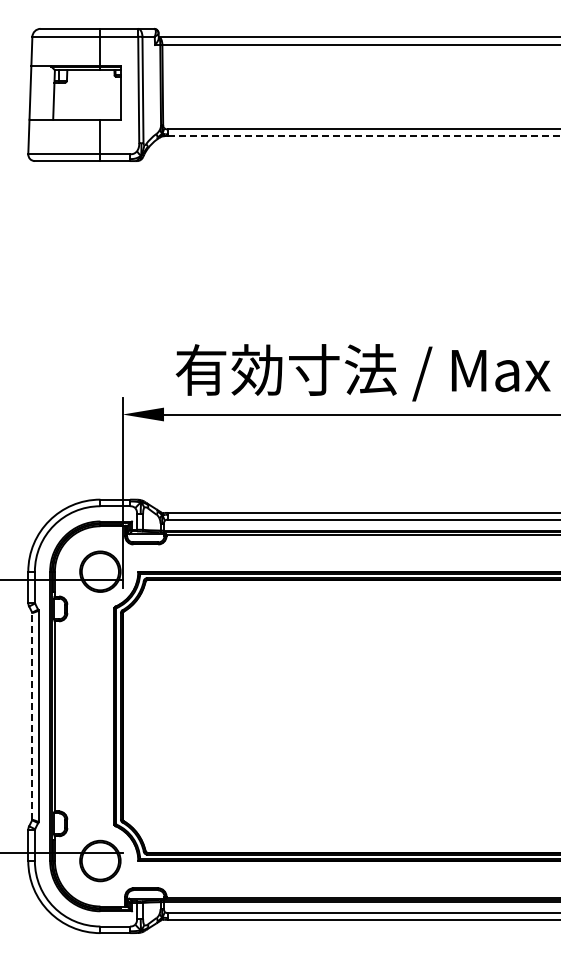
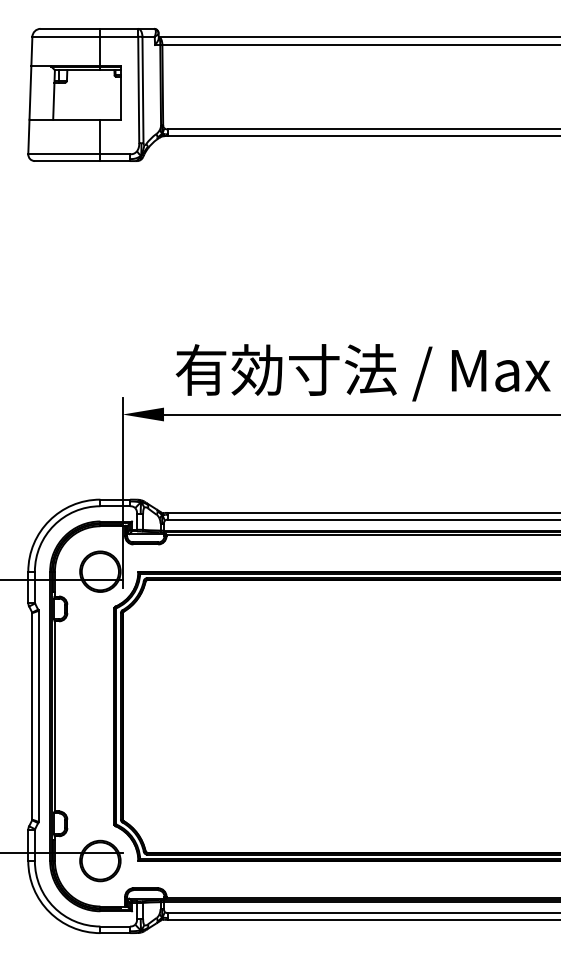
line: dashed -> solid (364, 136)
line: dashed -> solid (32, 715)
